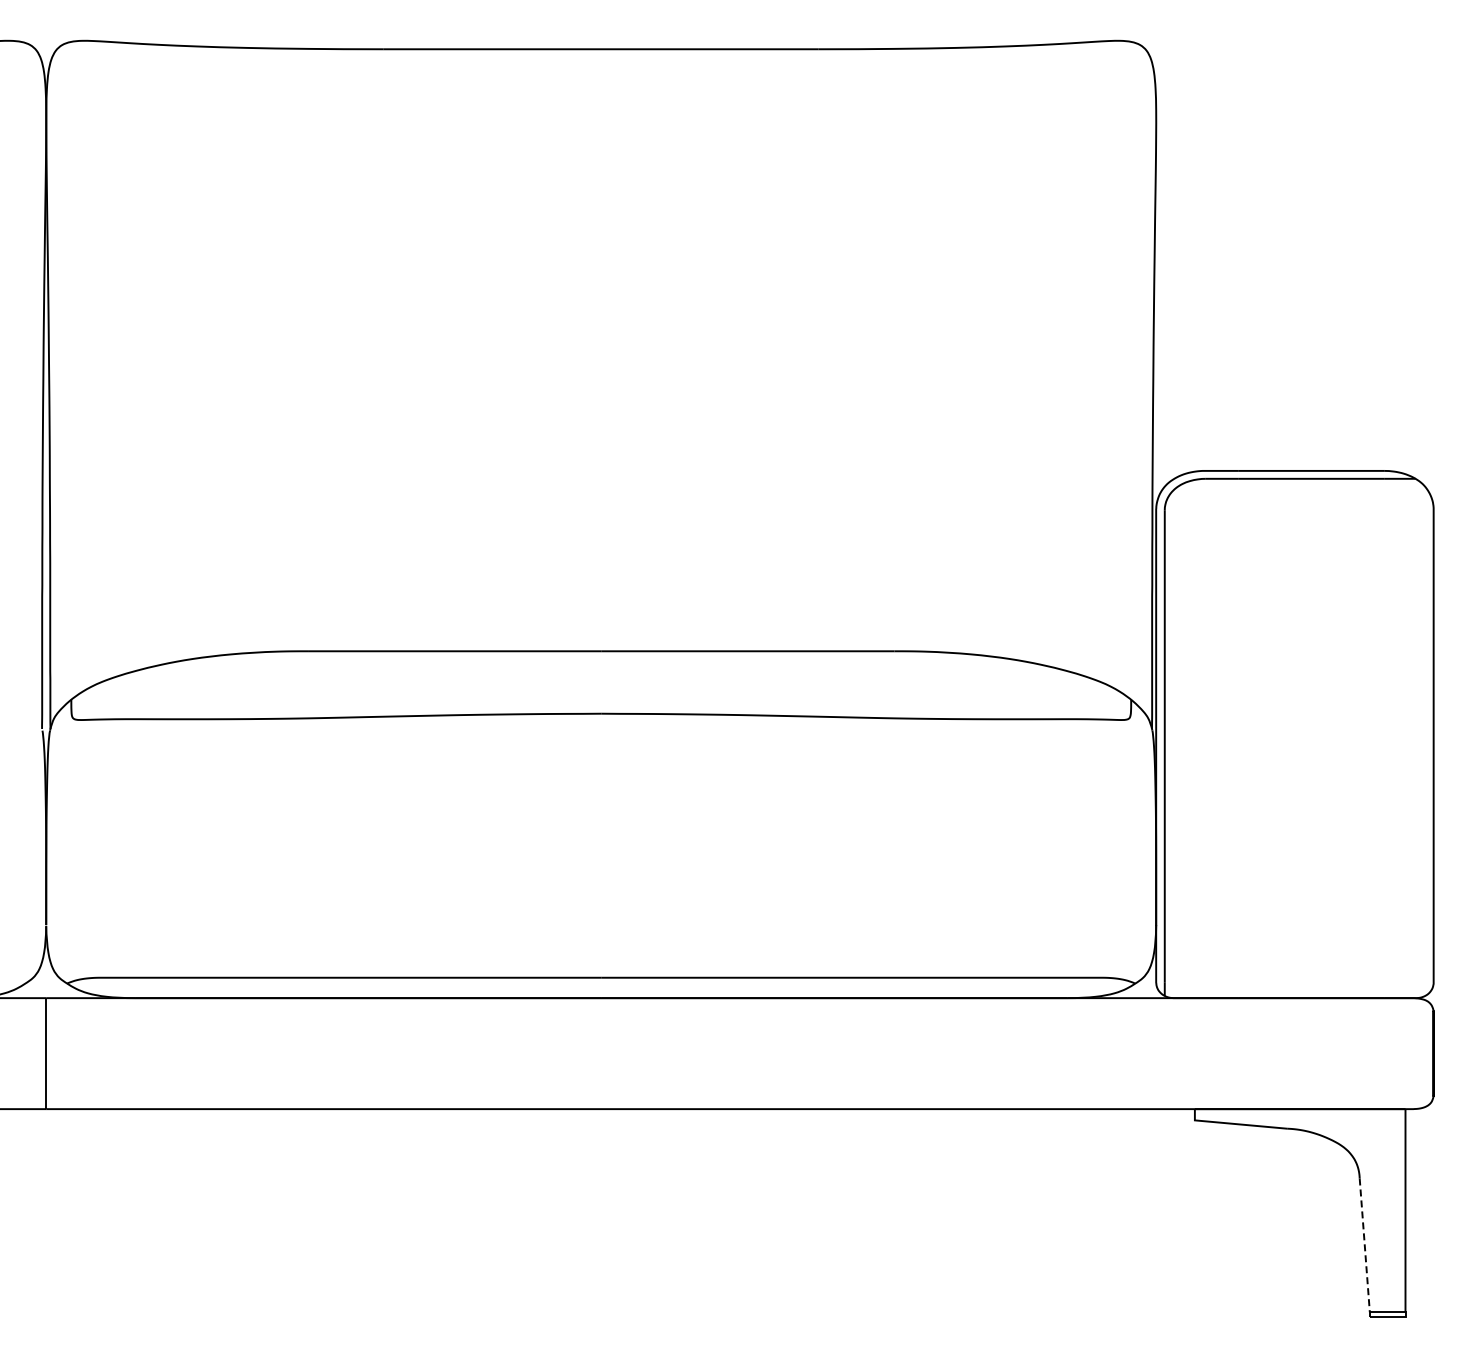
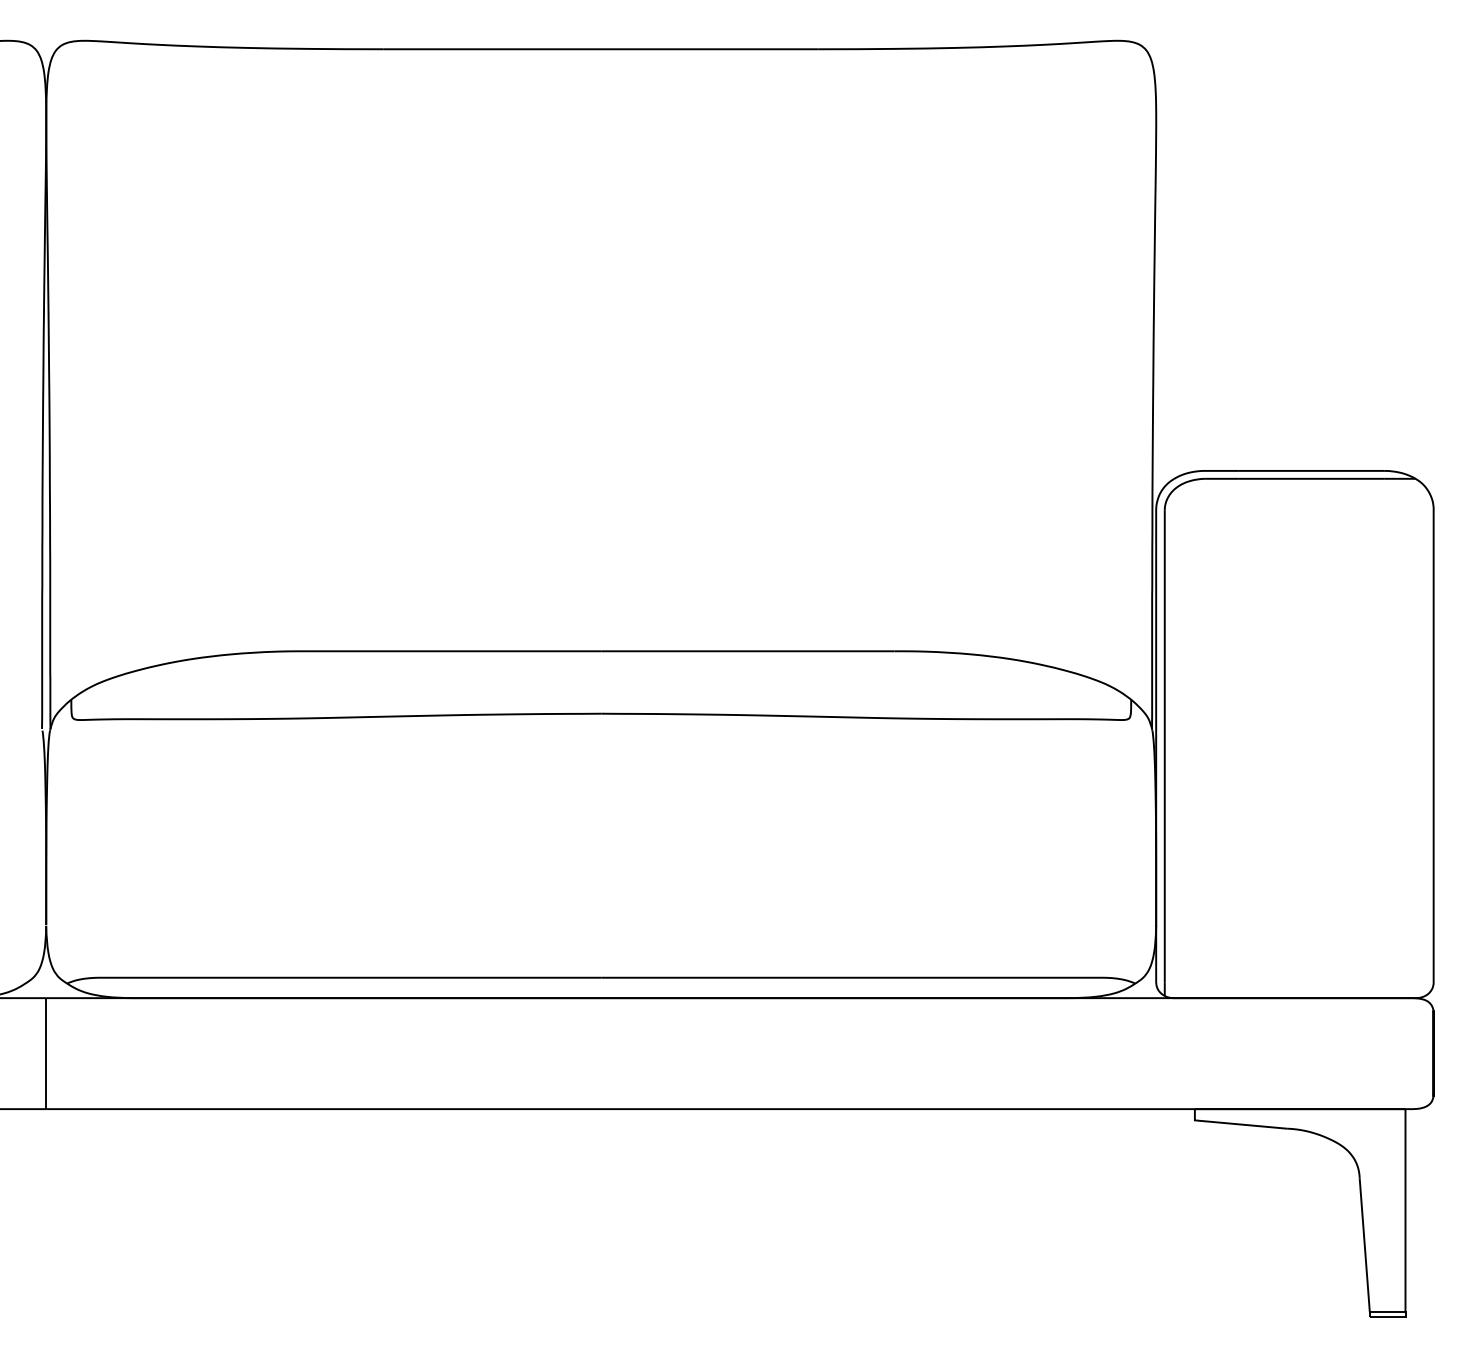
line: dashed -> solid (1364, 1245)
